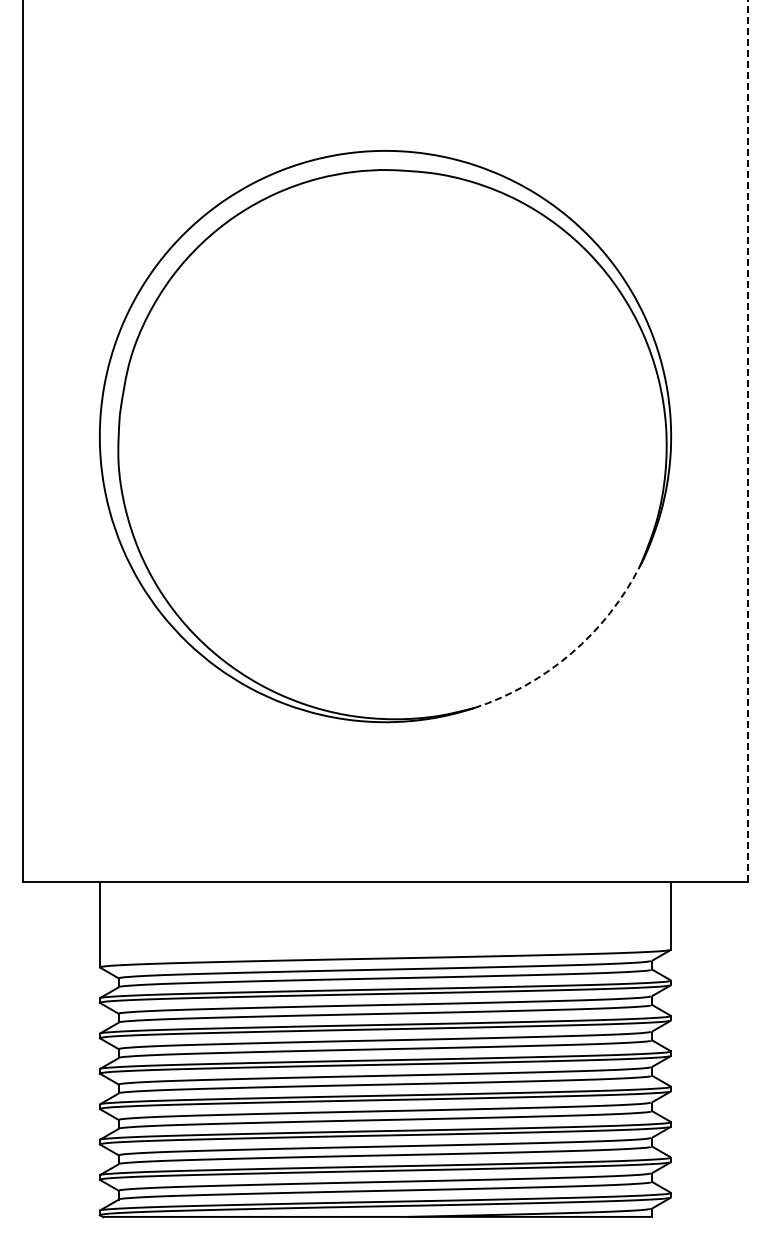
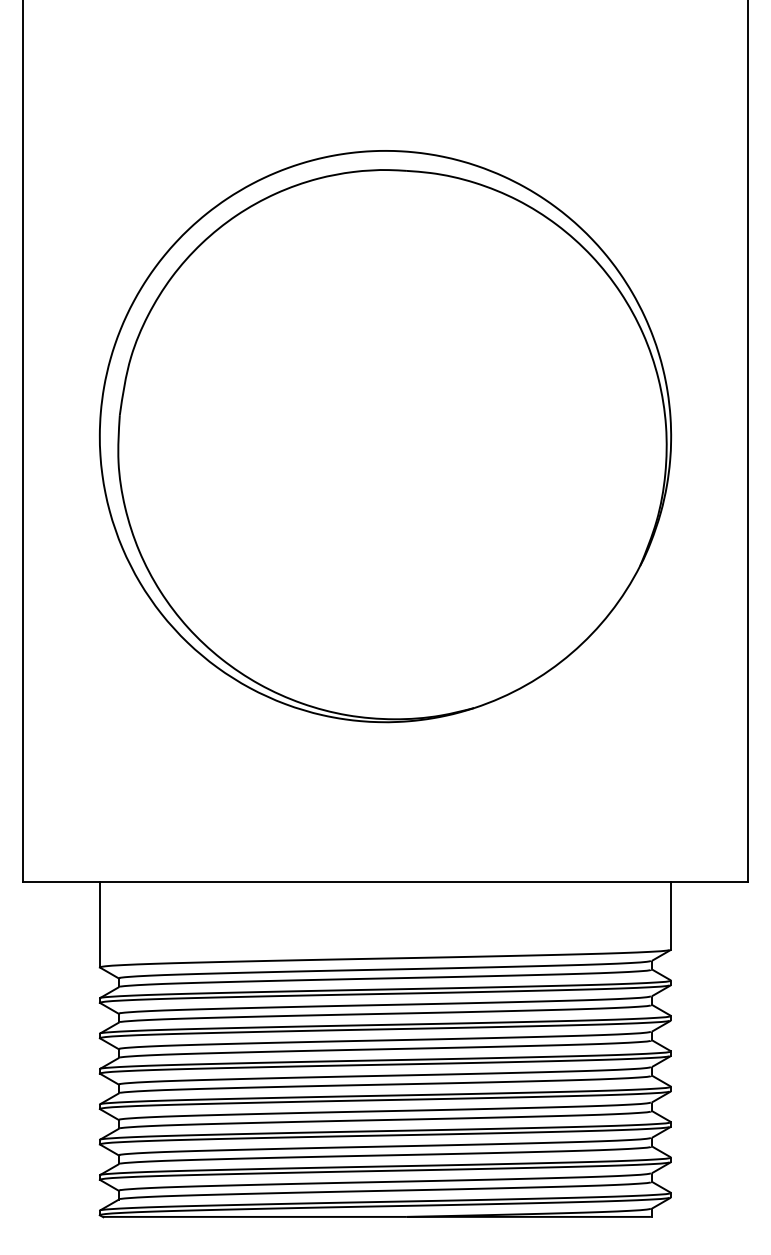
line: dashed -> solid (747, 441)
arc: dashed -> solid (571, 653)
